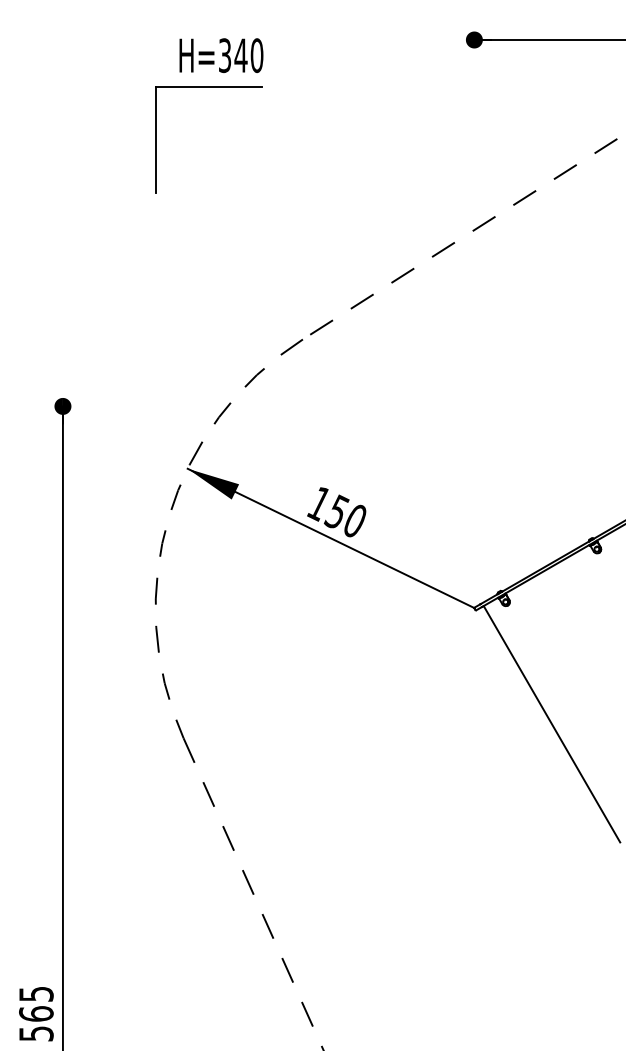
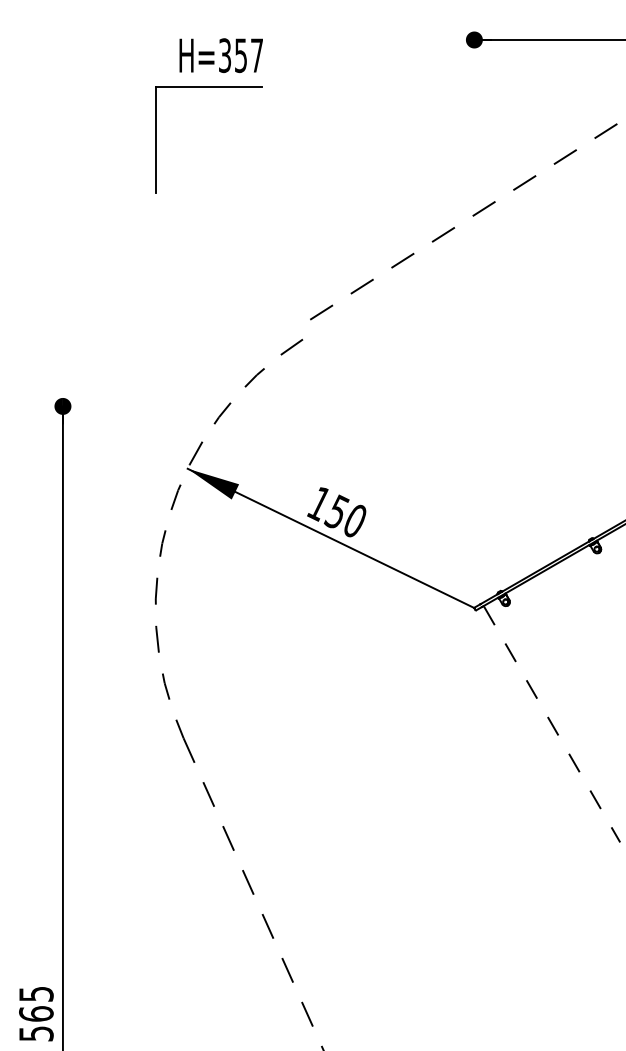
text: H=340 -> H=357 (248, 55)
line position: (455, 243) -> (455, 228) (455, 228)
line: solid -> dashed (552, 725)
